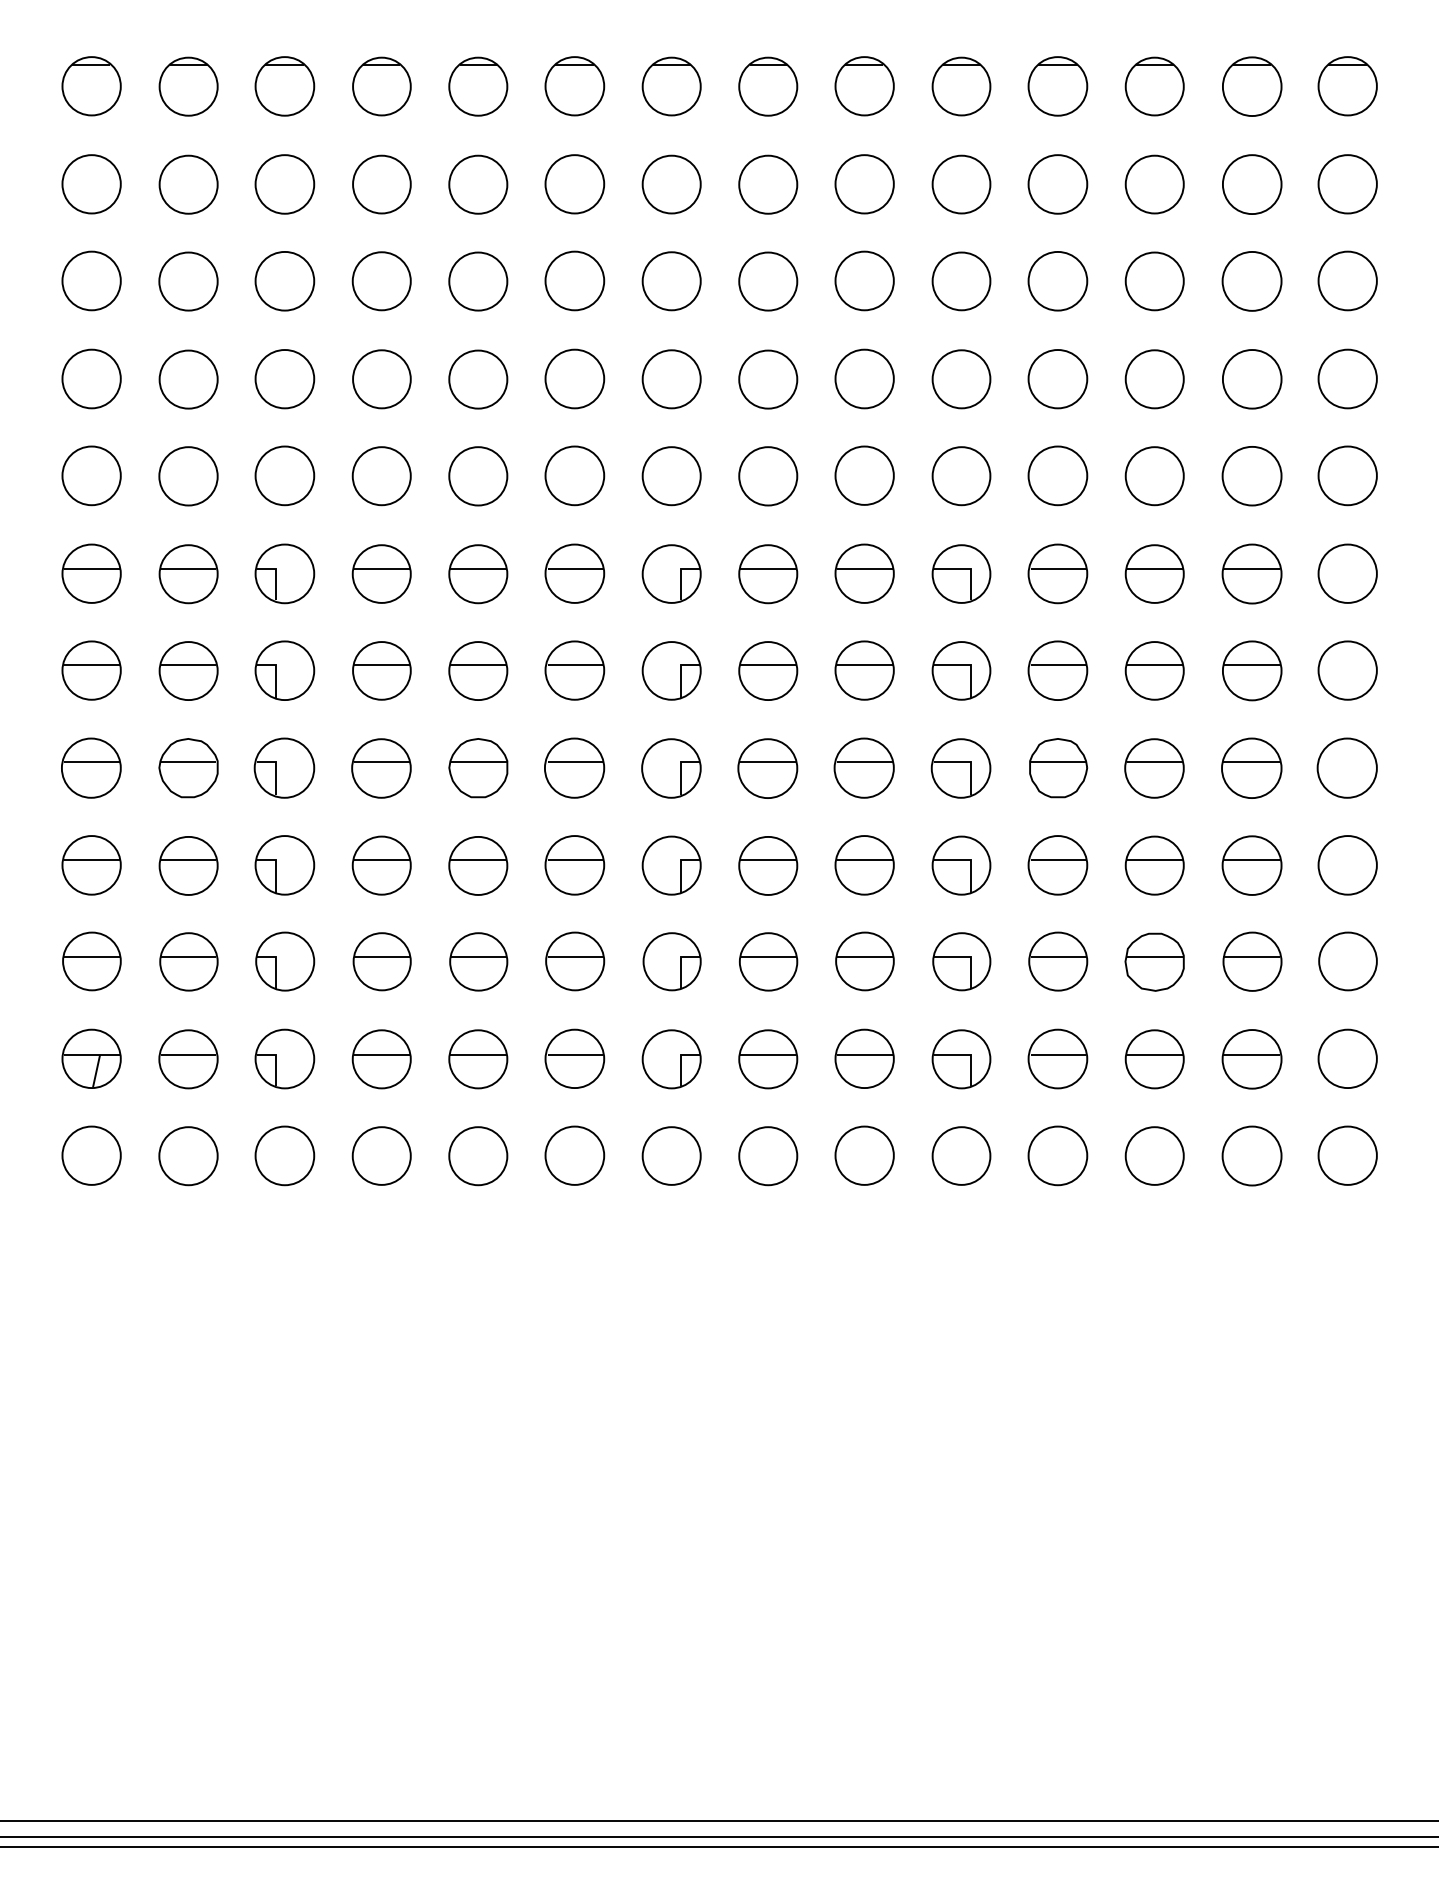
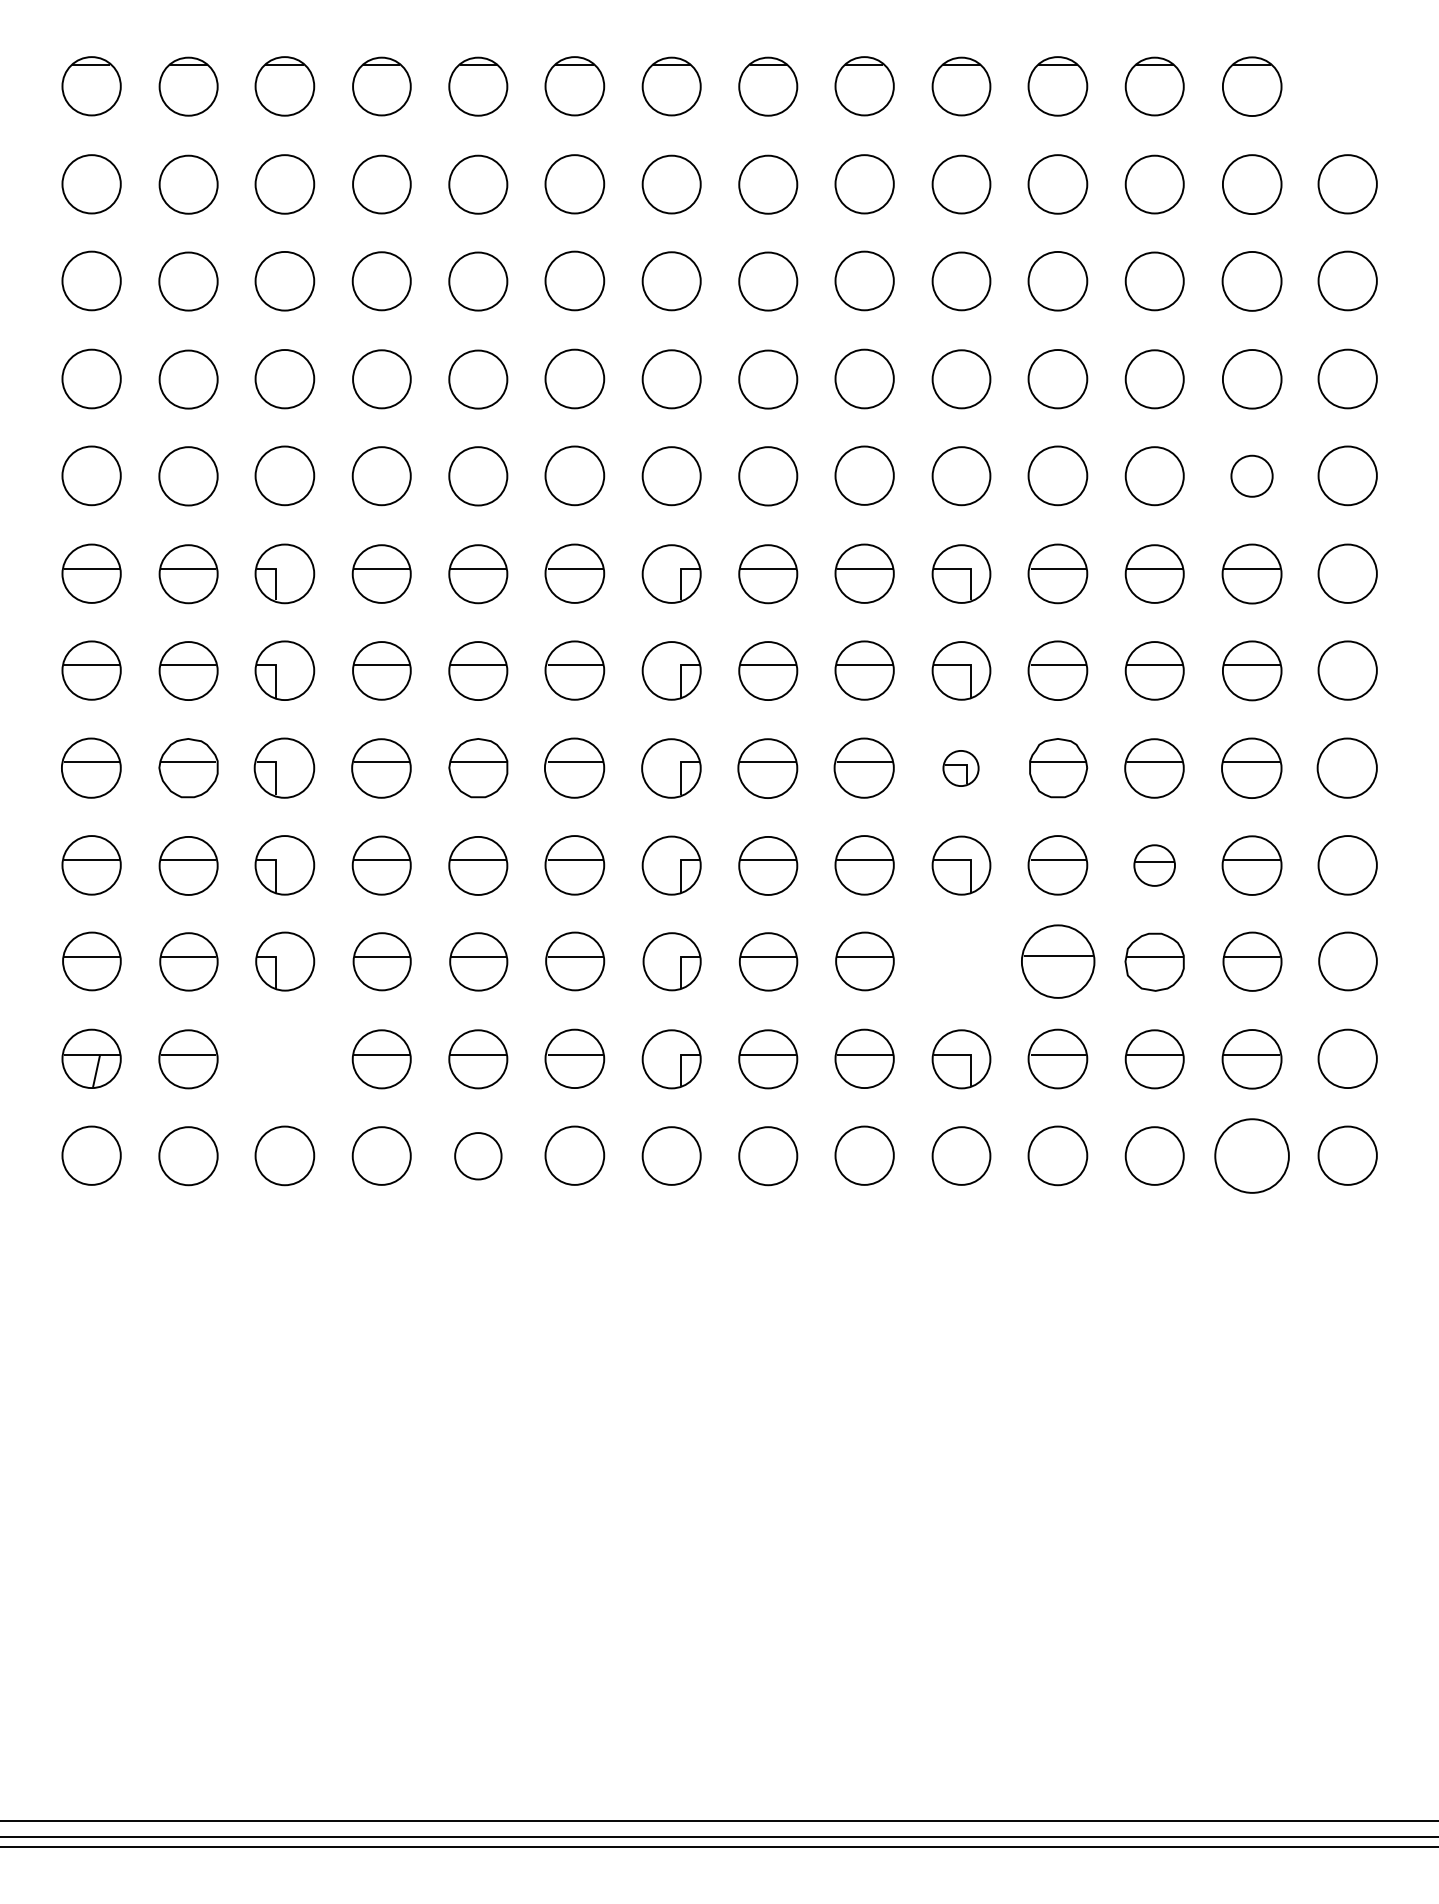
part: present -> none (1347, 86)
part size: 62x61 px -> 44x44 px (1251, 475)
part size: 62x61 px -> 38x37 px (960, 768)
part size: 61x61 px -> 43x43 px (1154, 865)
part: present -> none (961, 961)
part size: 61x61 px -> 75x75 px (1058, 961)
part: present -> none (284, 1058)
part size: 62x62 px -> 76x76 px (1251, 1155)
part size: 61x61 px -> 49x49 px (478, 1156)
